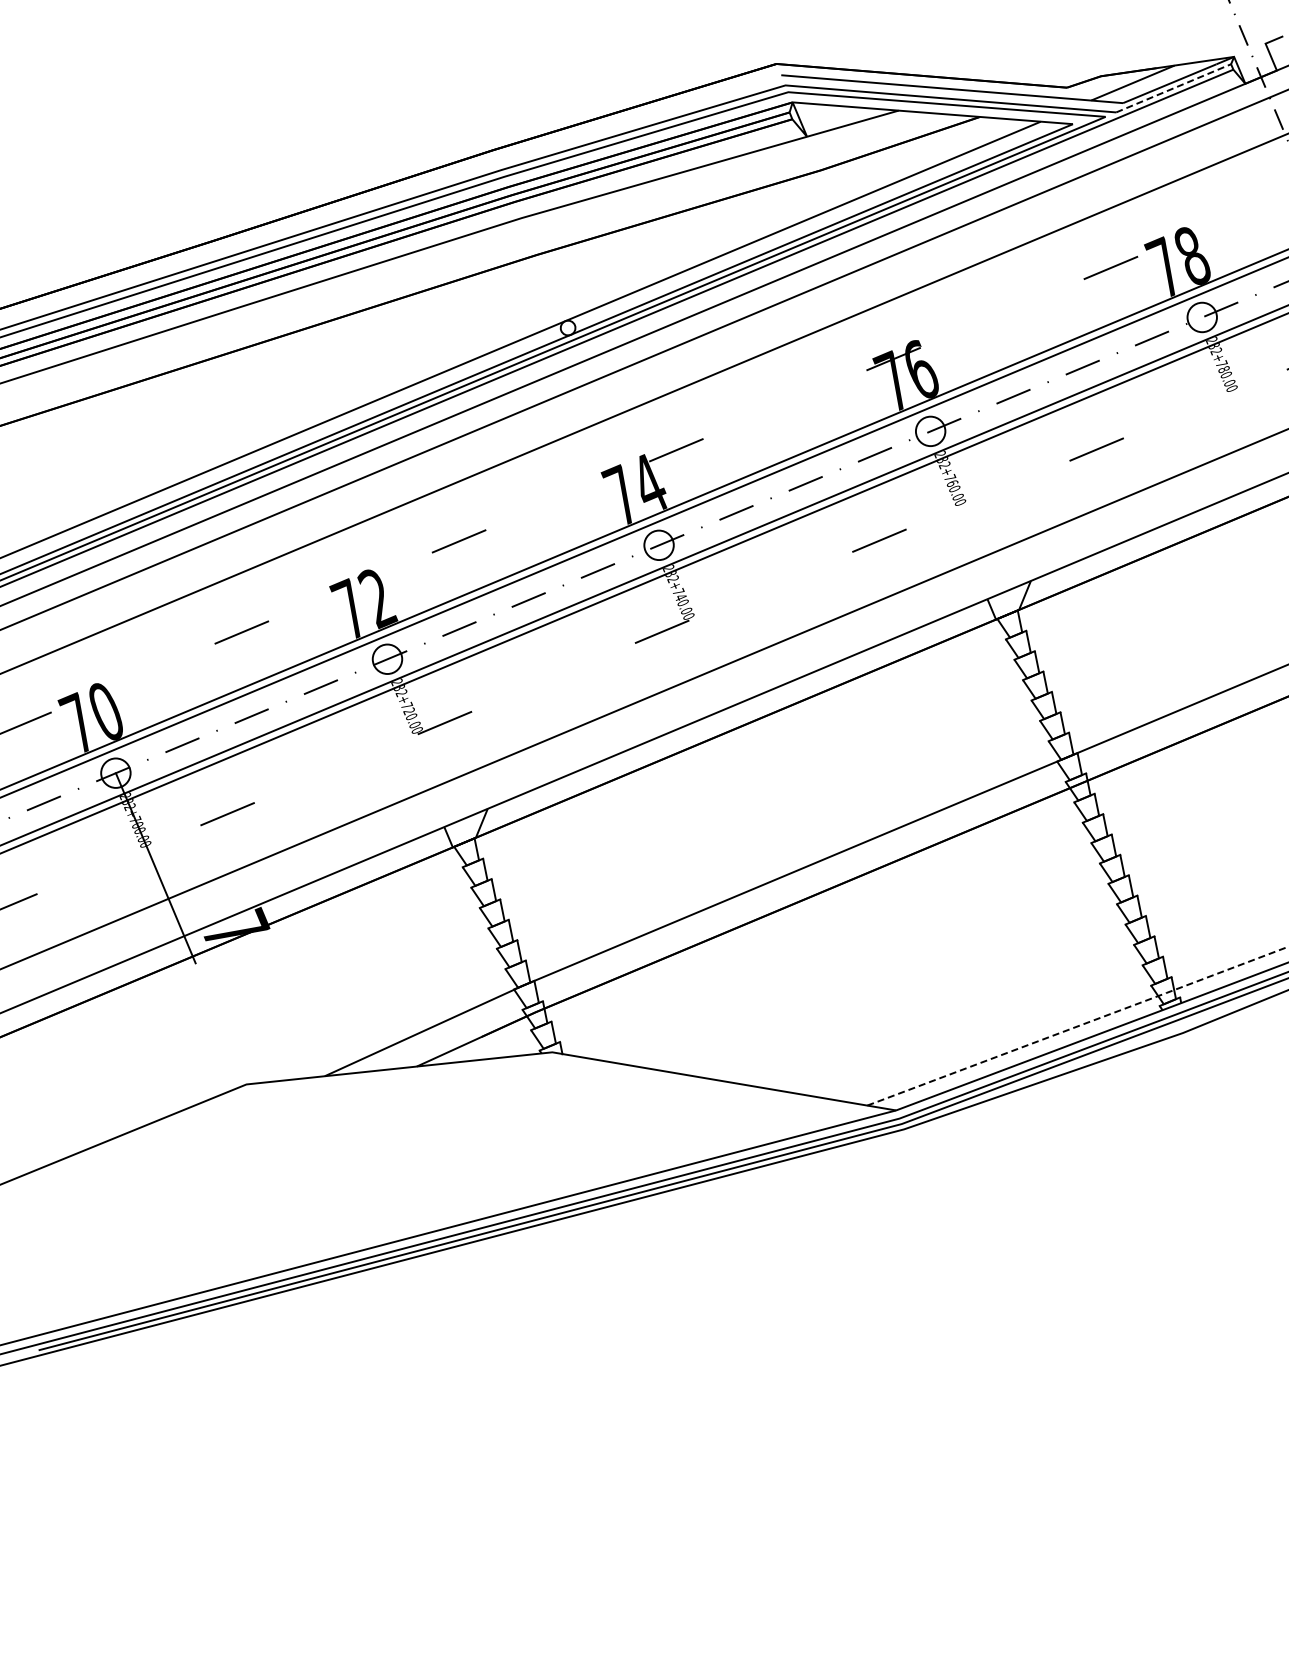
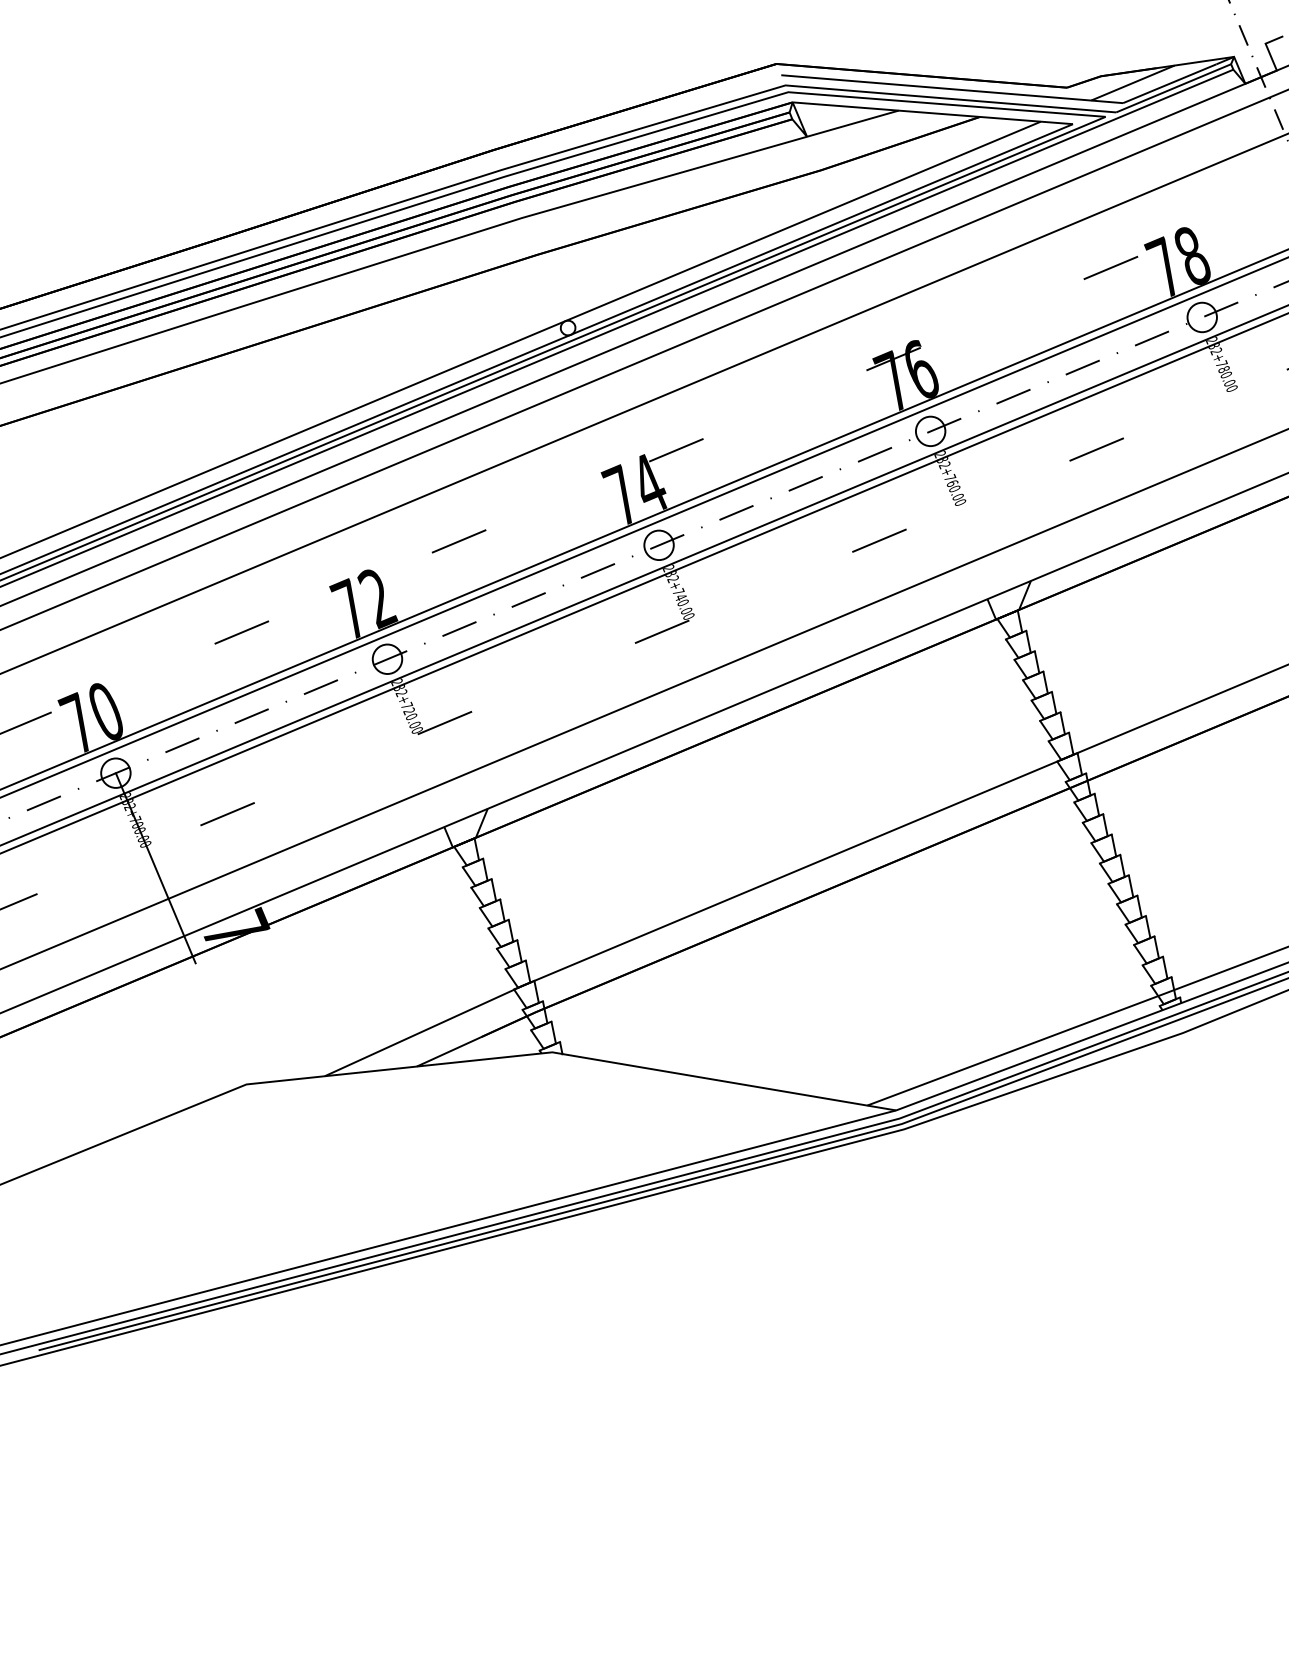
line: dashed -> solid (1174, 88)
line: dashed -> solid (1078, 1026)
